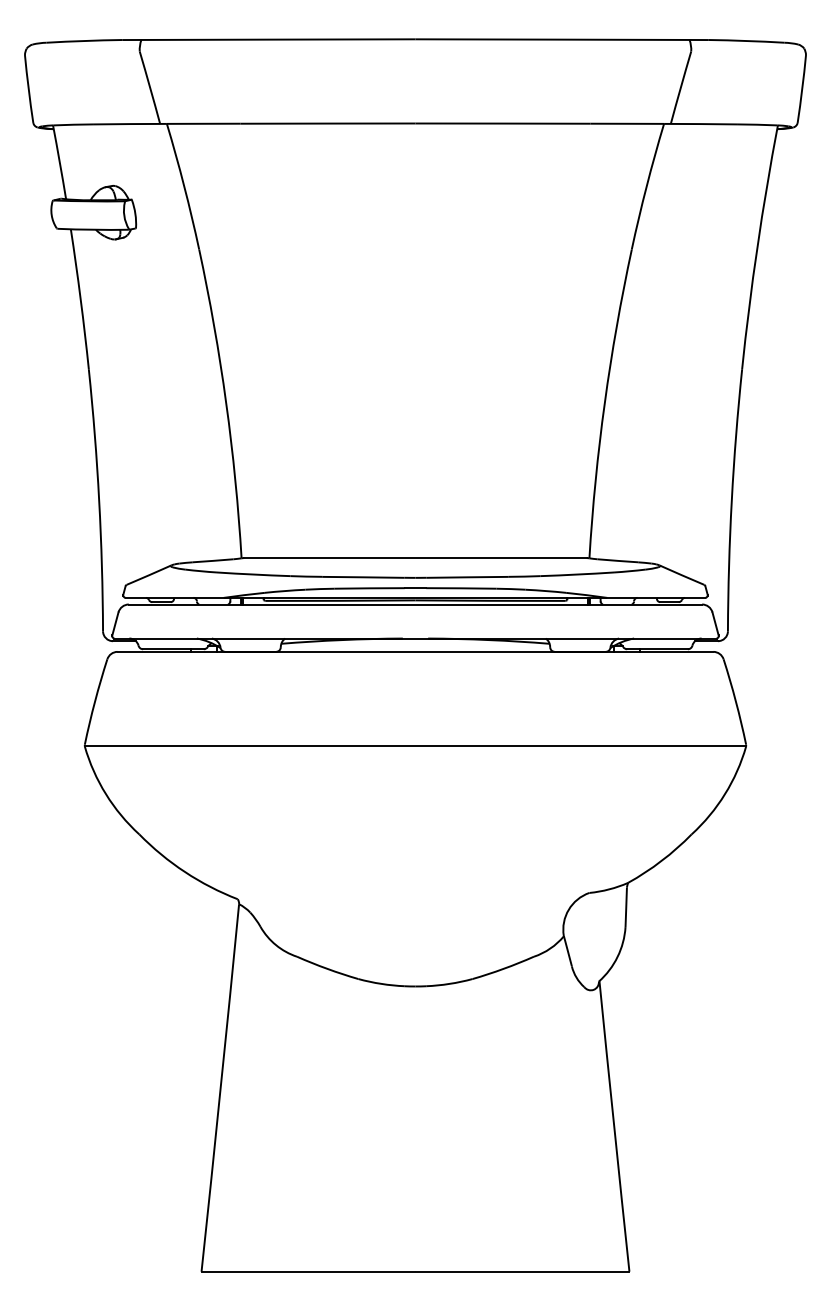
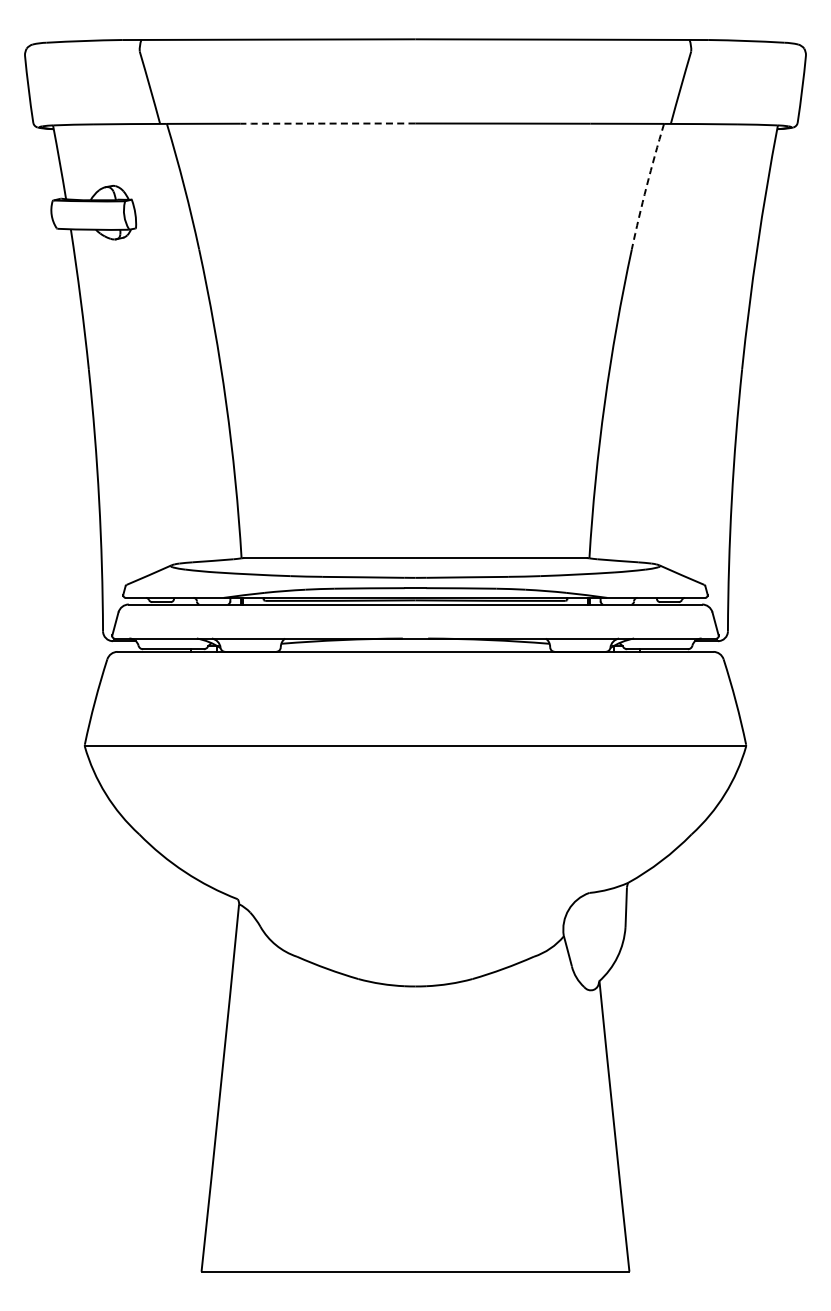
arc: solid -> dashed (328, 123)
arc: solid -> dashed (646, 186)
